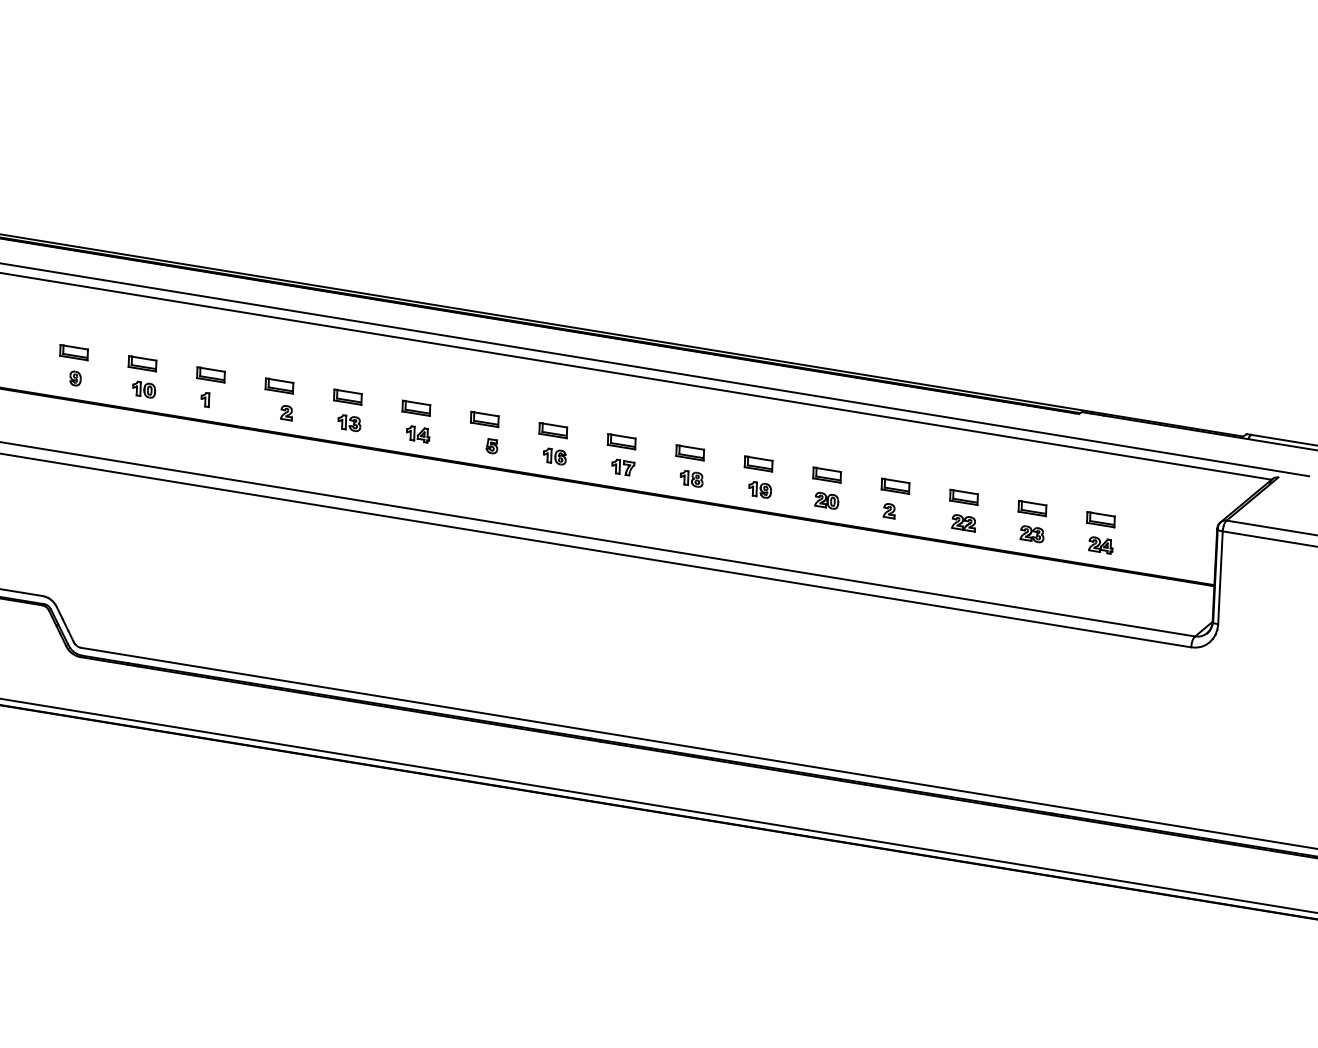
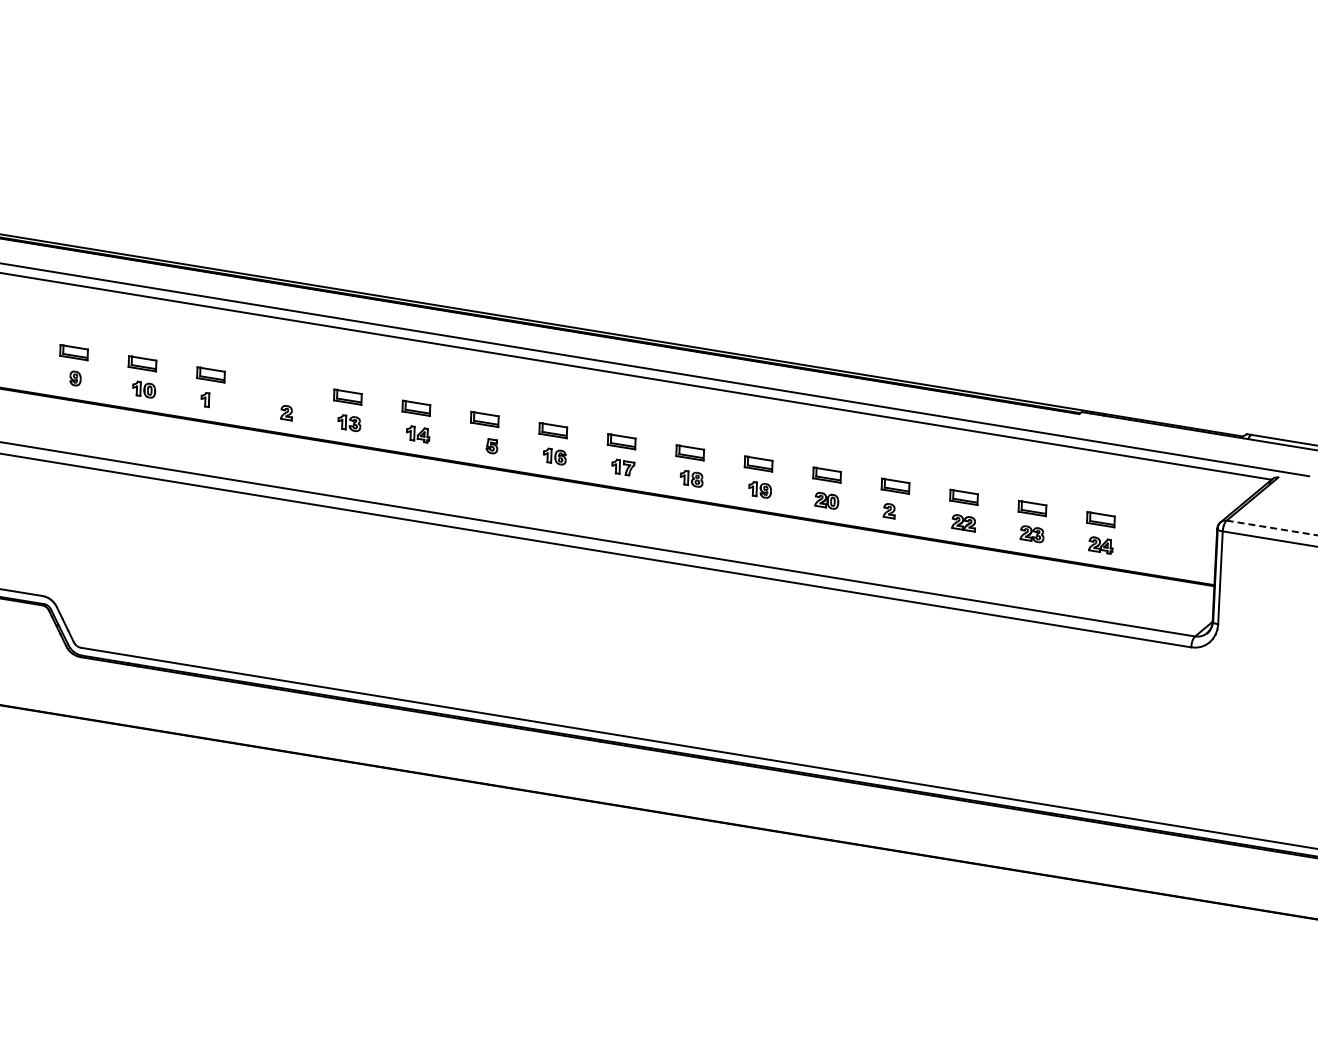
part: present -> none (279, 385)
line: solid -> dashed (1272, 528)
line: present -> none (658, 805)
